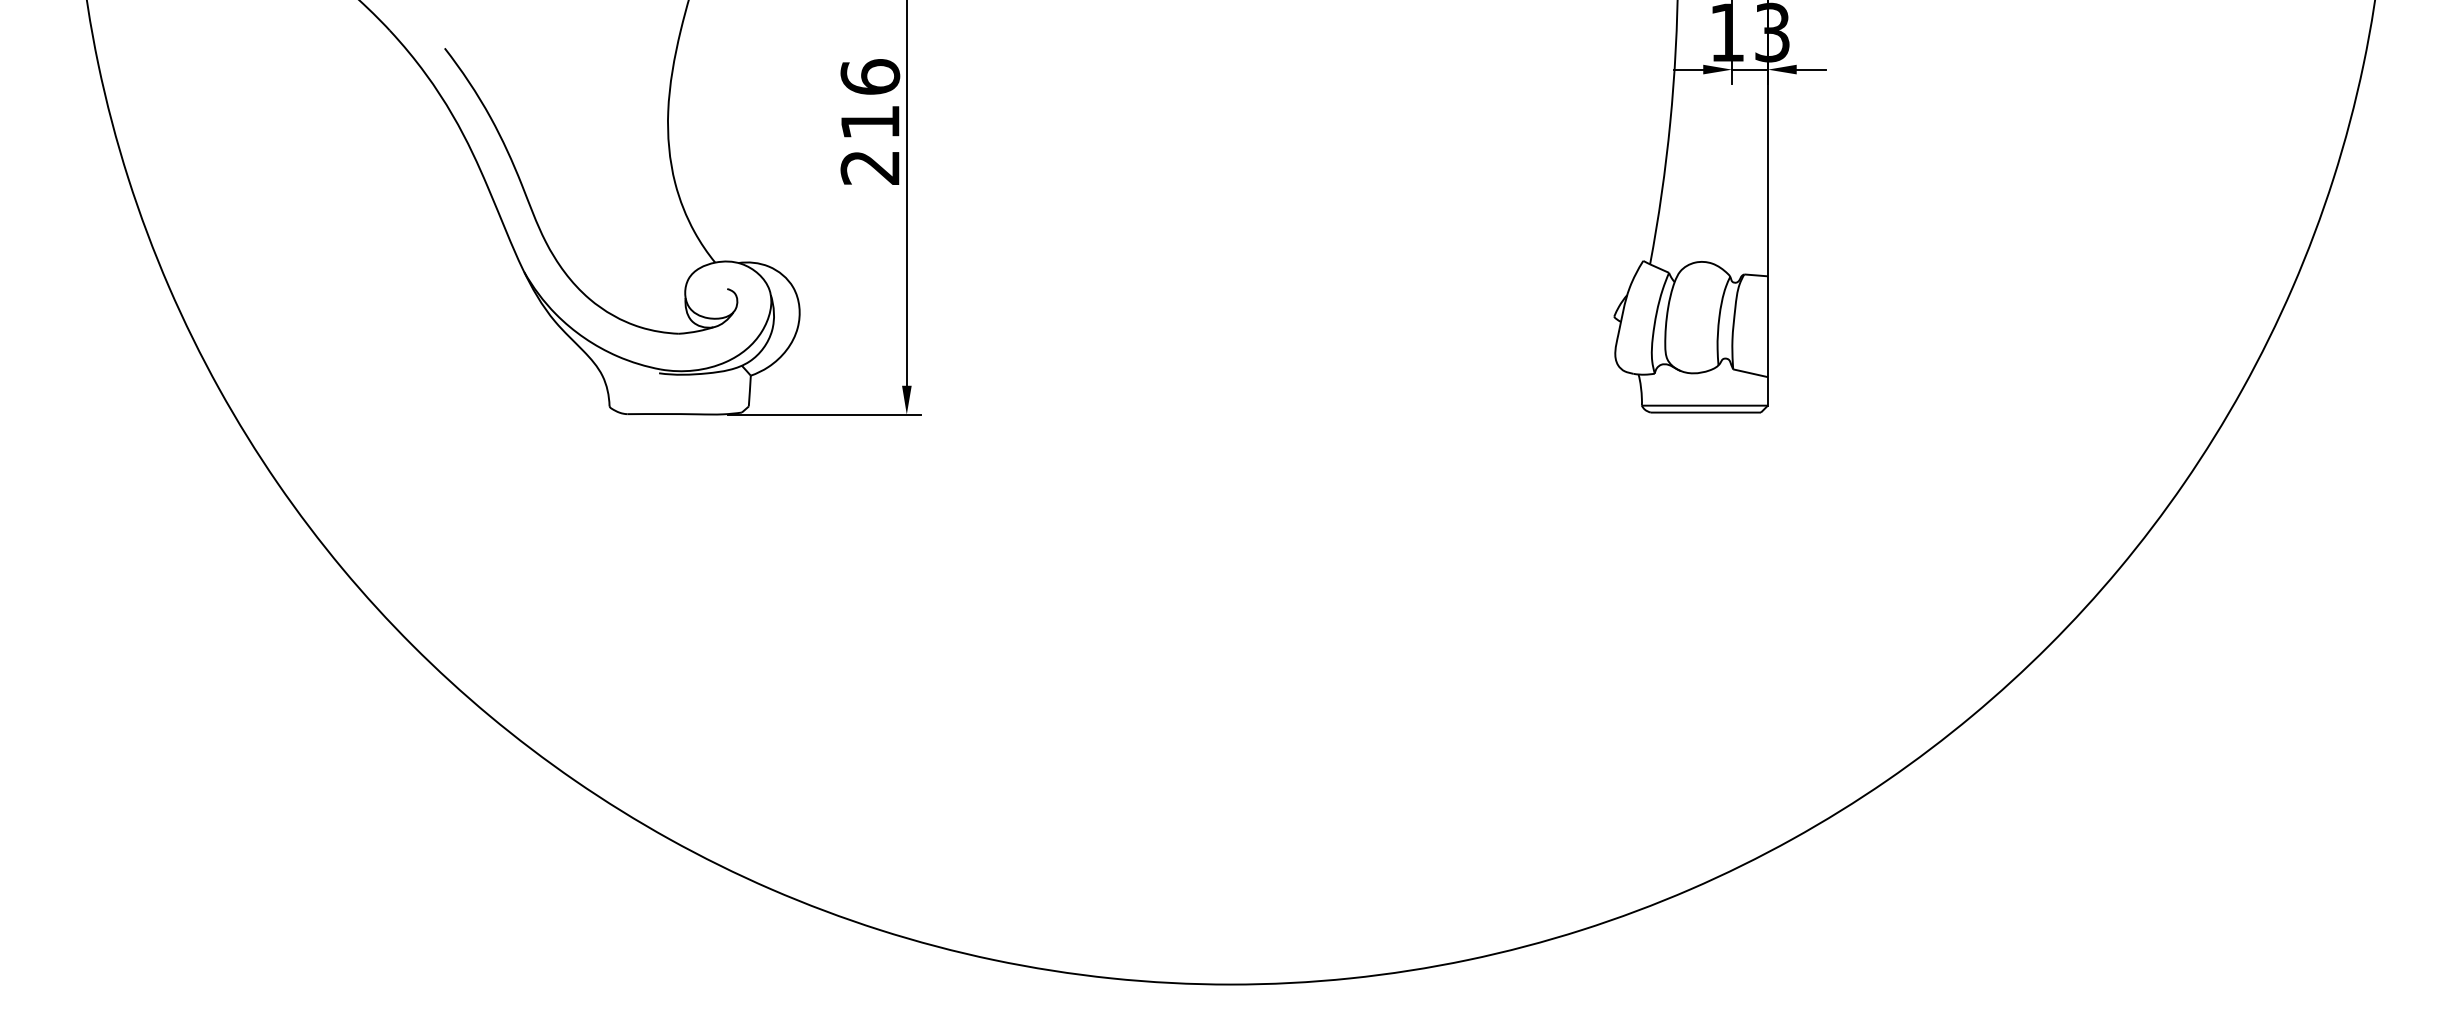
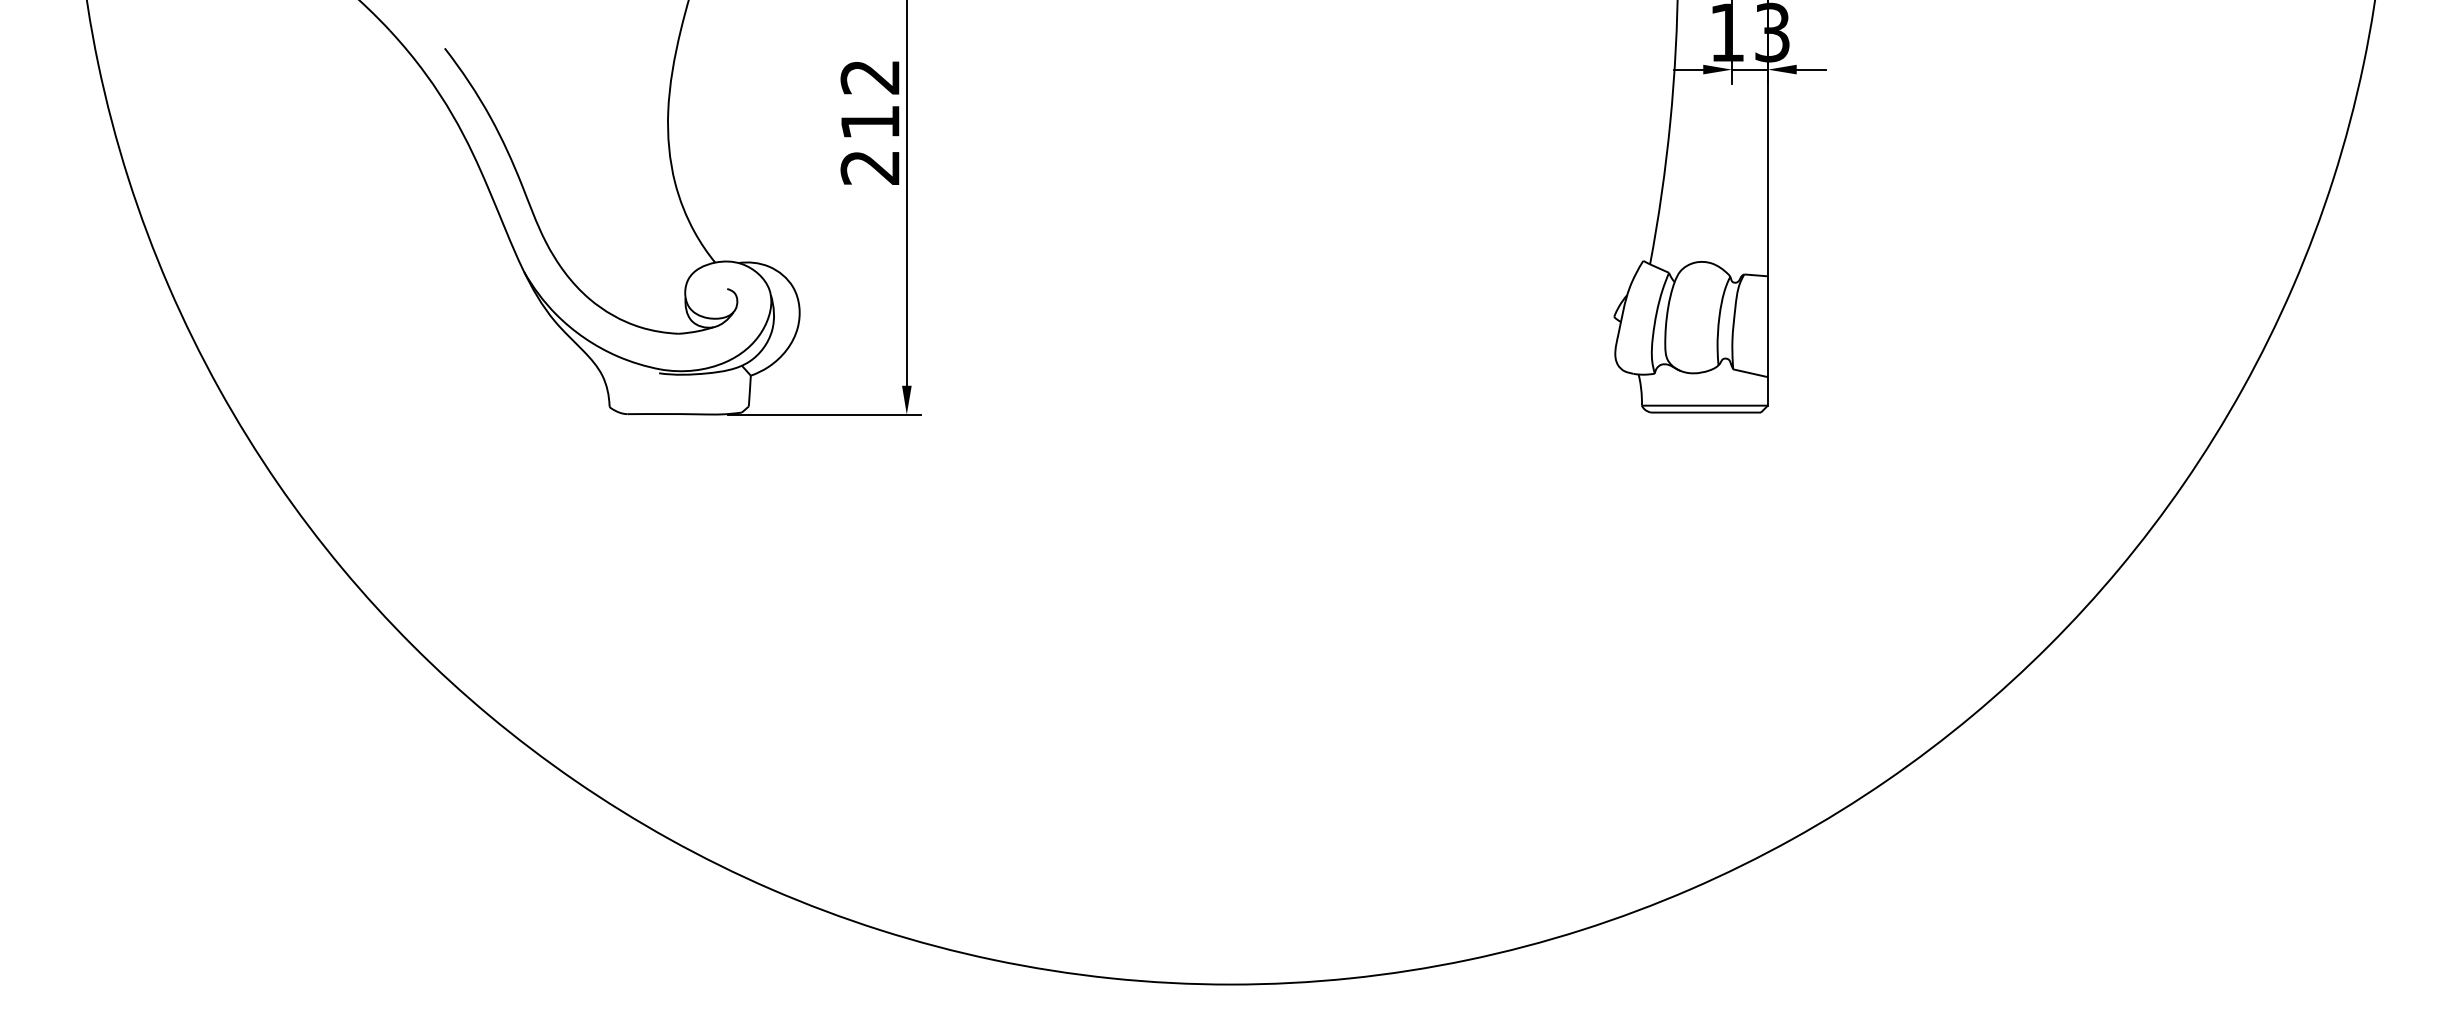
text: 216 -> 212 (870, 76)
